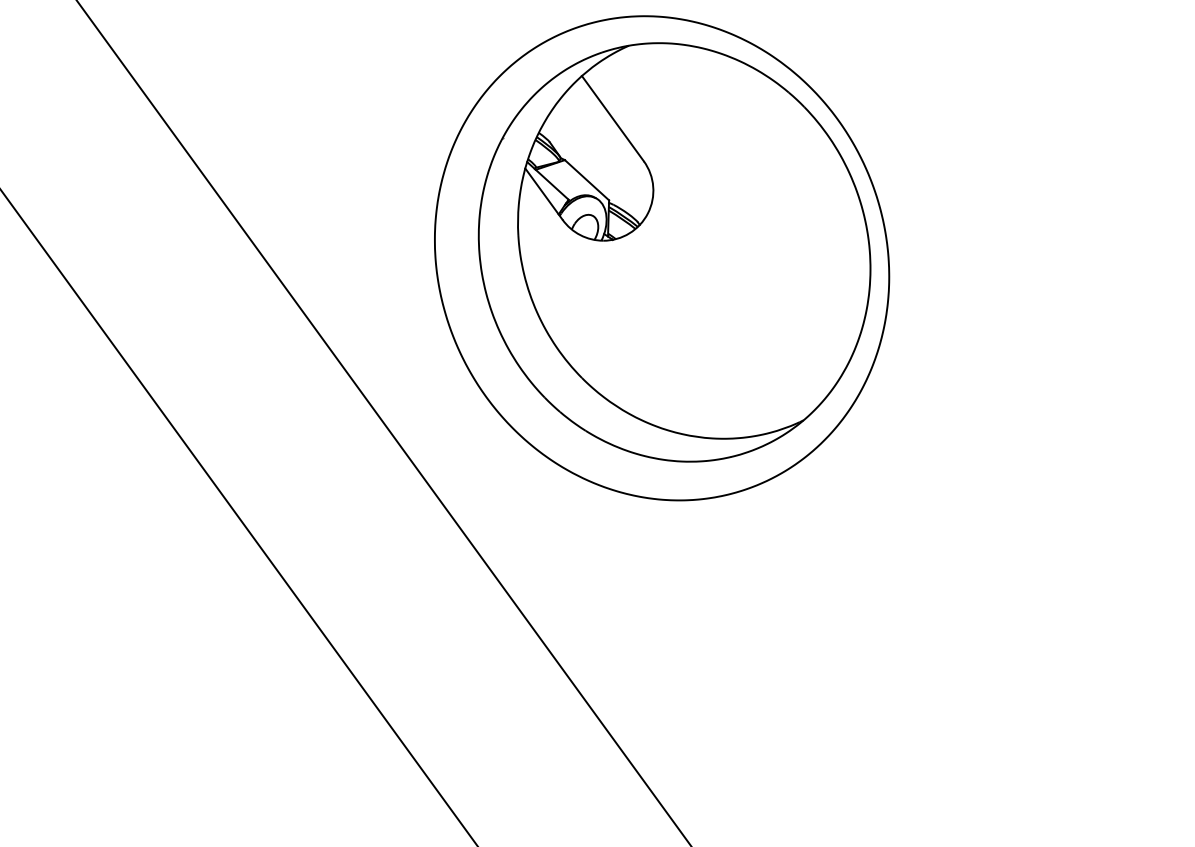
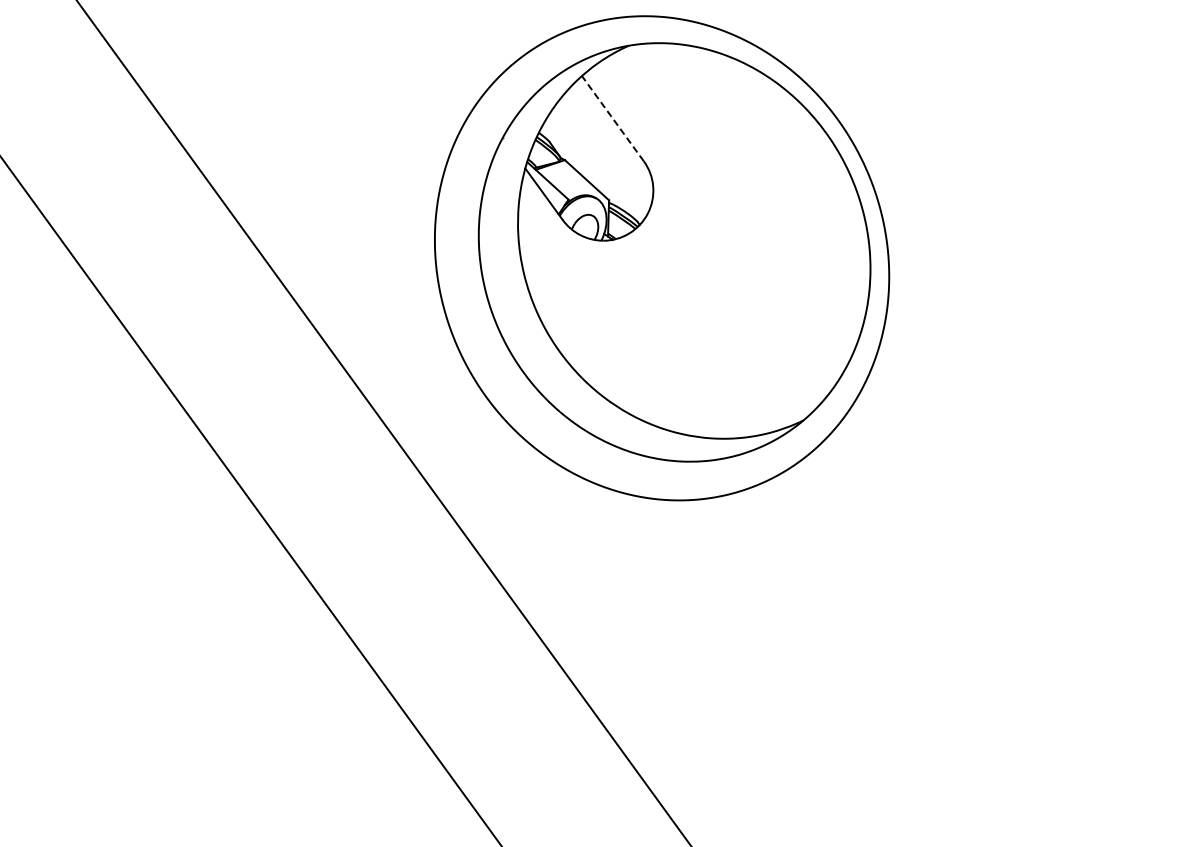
line: solid -> dashed (612, 118)
line position: (238, 517) -> (250, 500) (250, 500)
